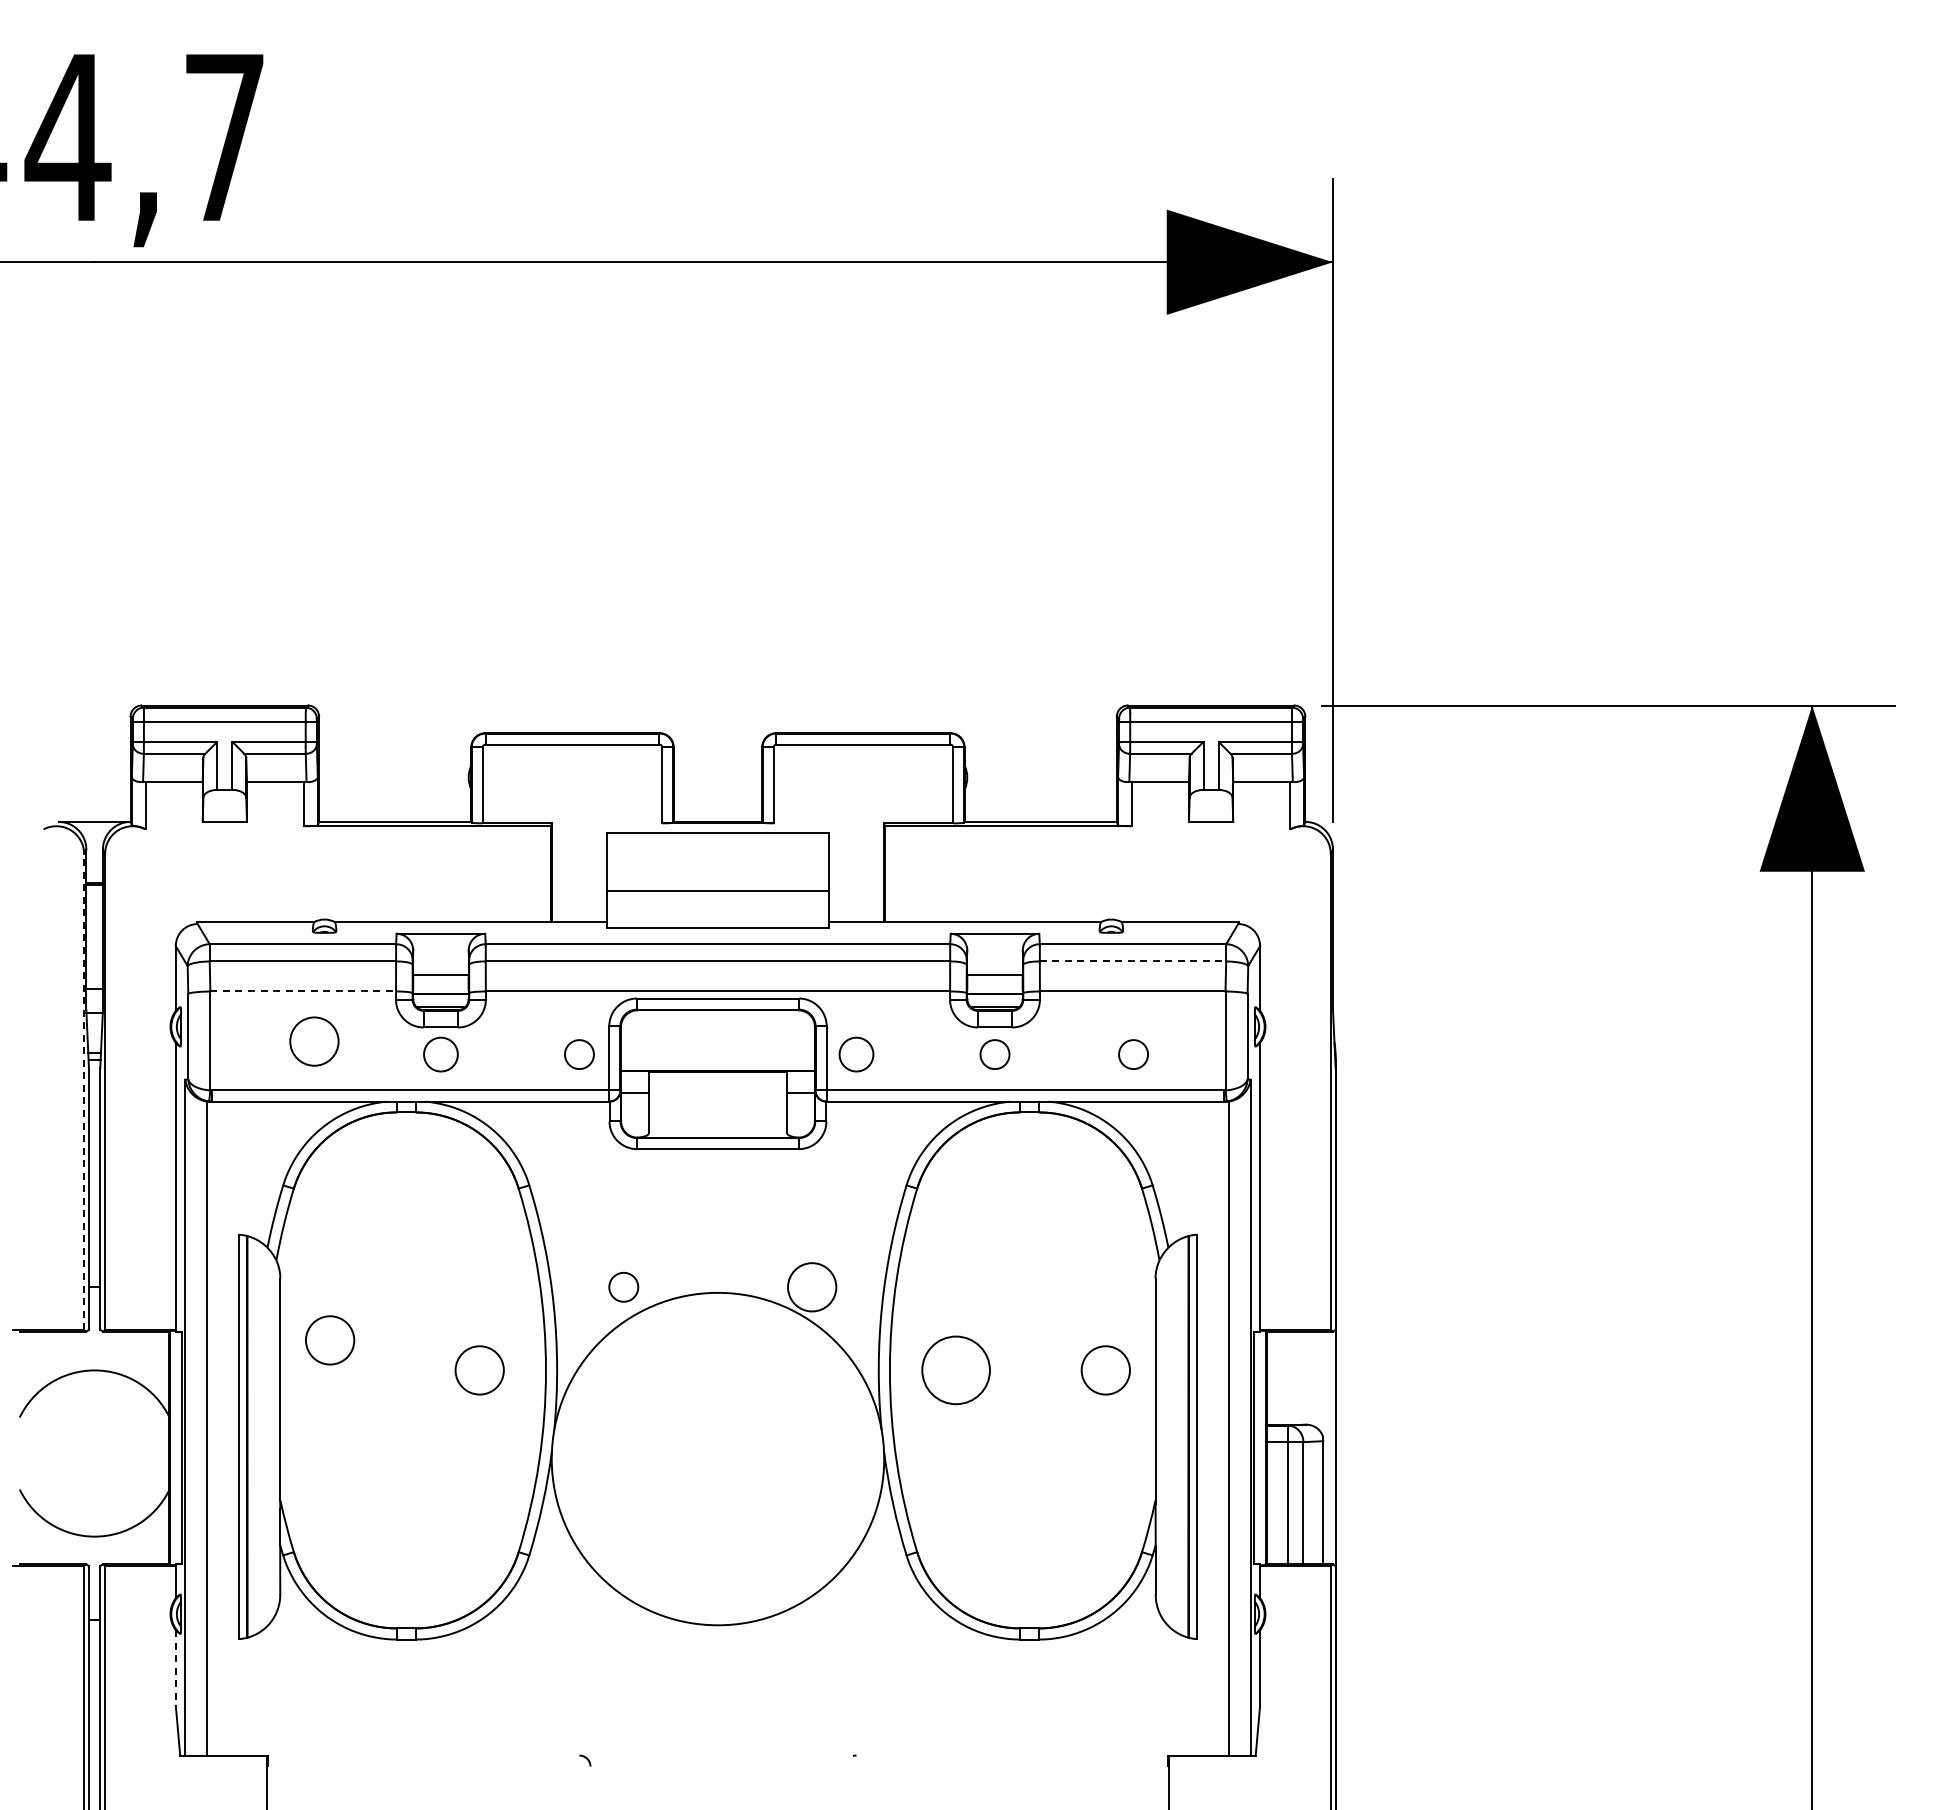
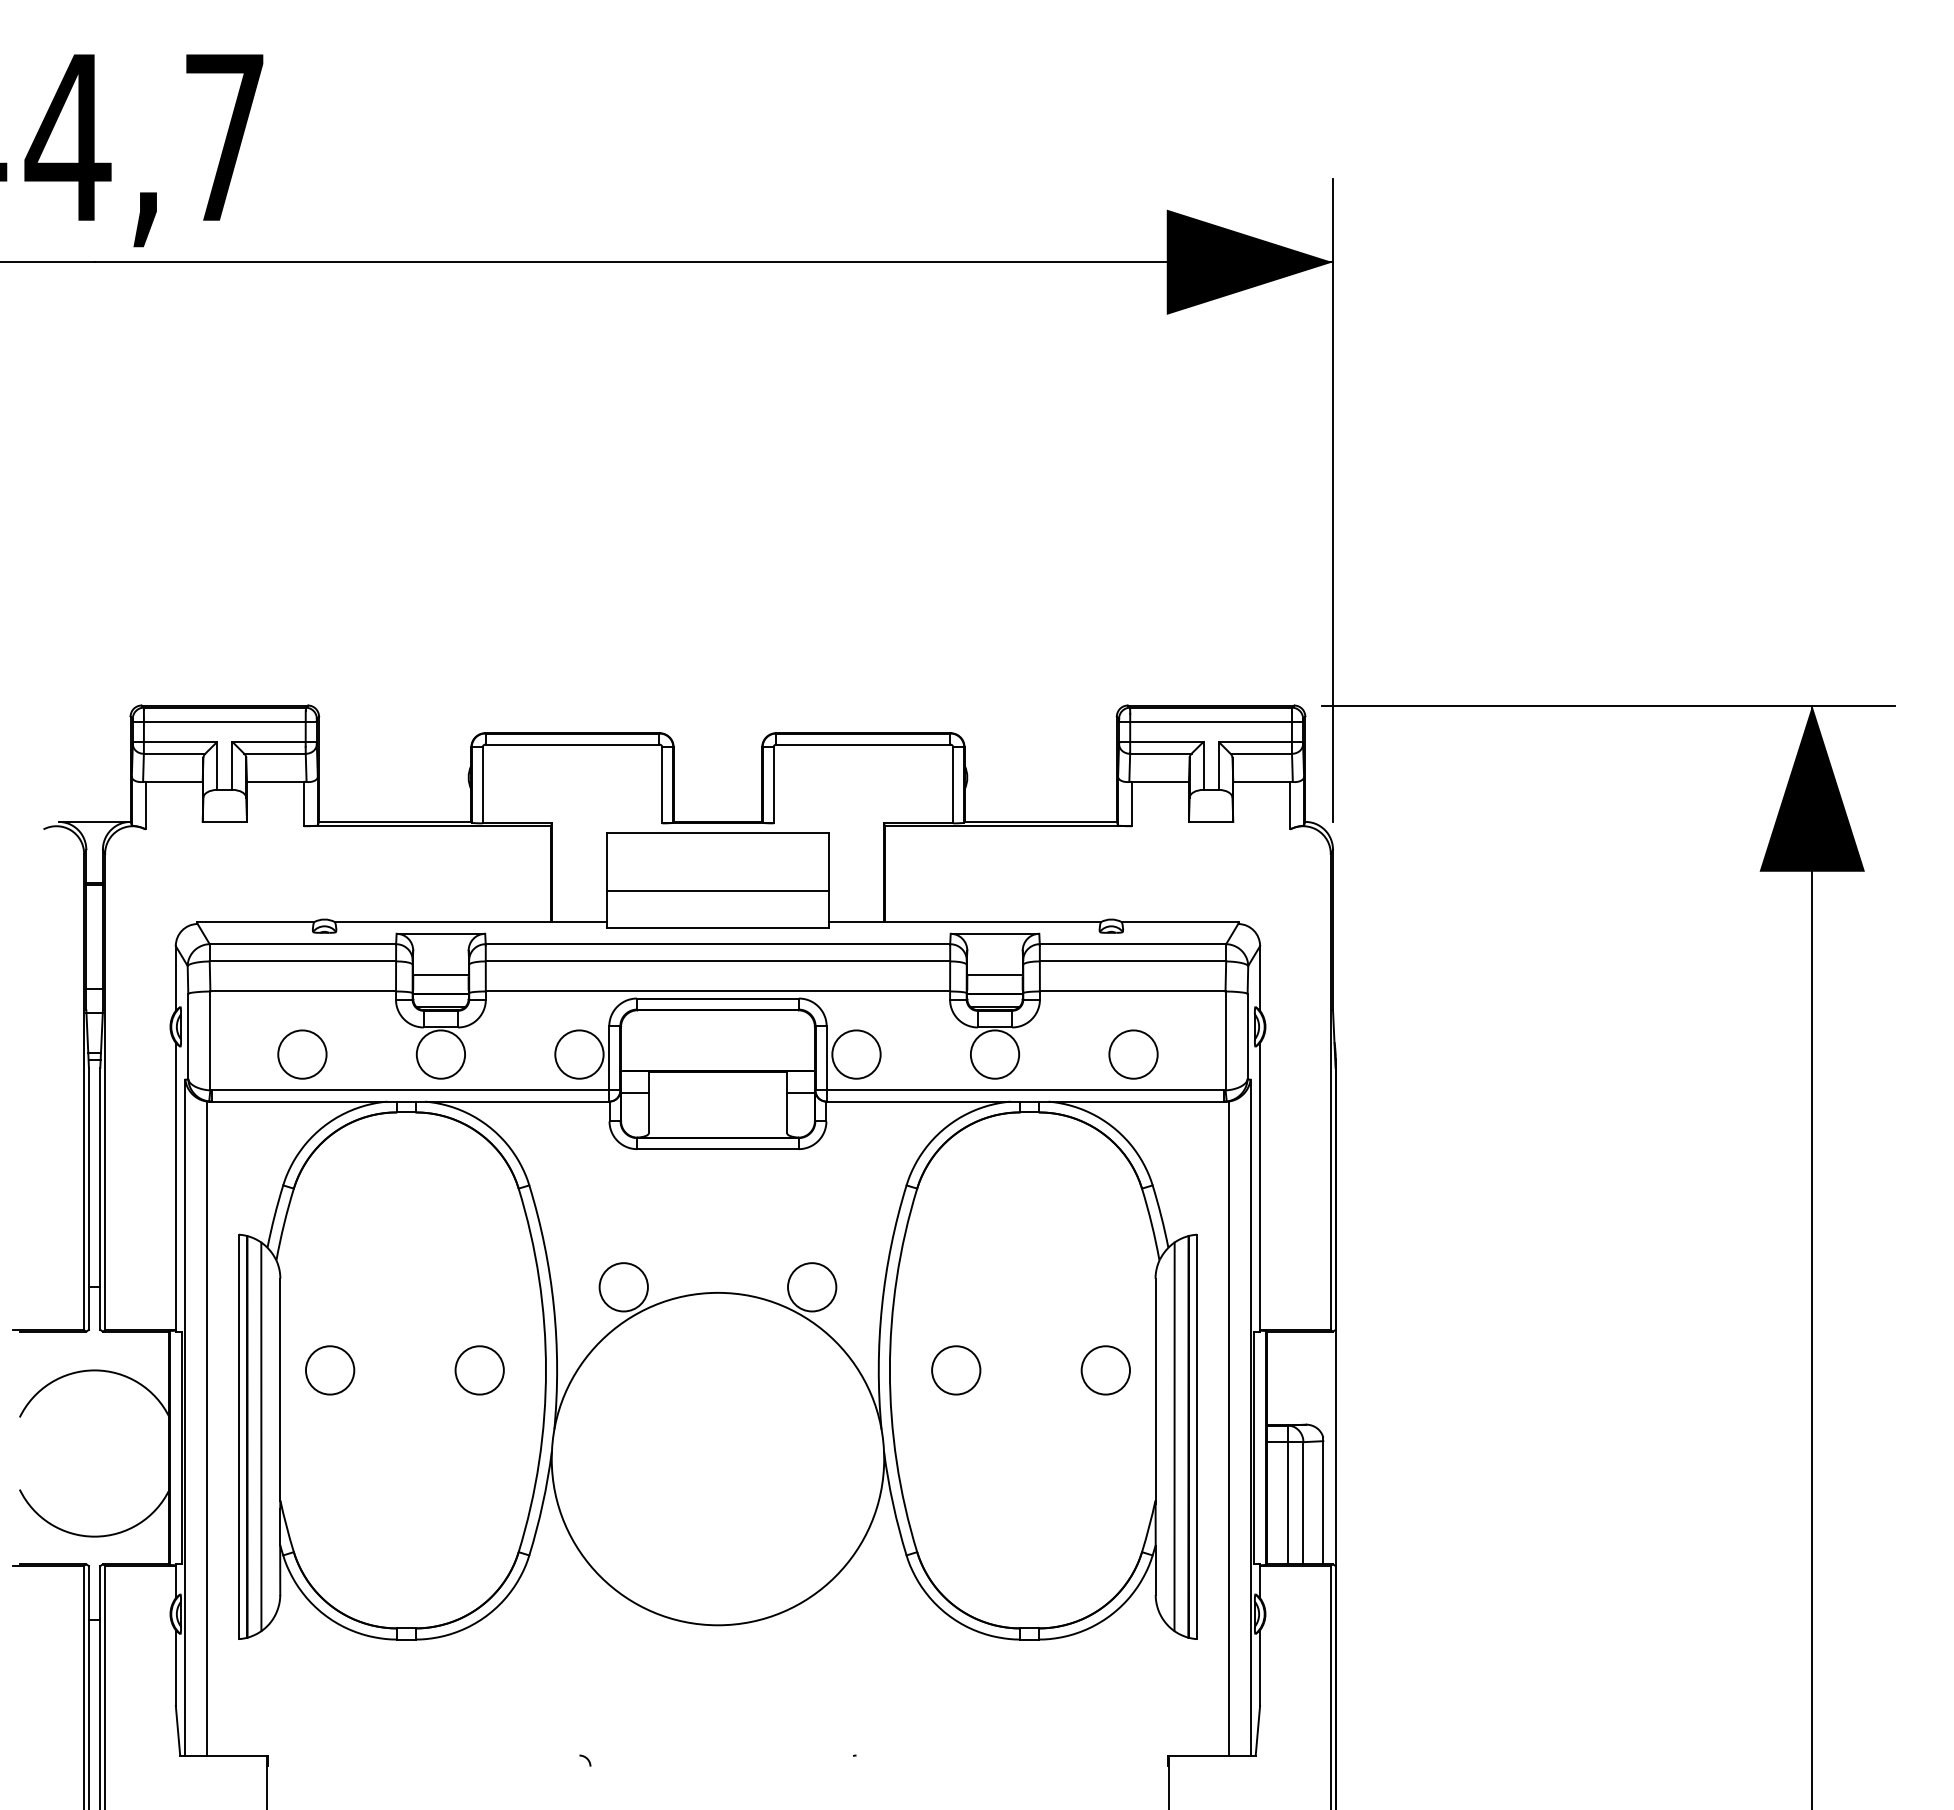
line: dashed -> solid (1133, 961)
line: dashed -> solid (303, 991)
circle position: (314, 1041) -> (302, 1054) (302, 1054)
circle diameter: 34 px -> 48 px (440, 1054)
circle diameter: 29 px -> 48 px (579, 1054)
circle diameter: 34 px -> 48 px (856, 1054)
circle diameter: 29 px -> 48 px (994, 1054)
circle diameter: 29 px -> 48 px (1133, 1054)
line: dashed -> solid (84, 1091)
circle diameter: 29 px -> 48 px (623, 1287)
circle position: (330, 1340) -> (330, 1370) (330, 1370)
circle size: 70x71 px -> 51x51 px (956, 1370)
line: none -> present (261, 1436)
line: none -> present (1174, 1436)
line: dashed -> solid (175, 1668)
